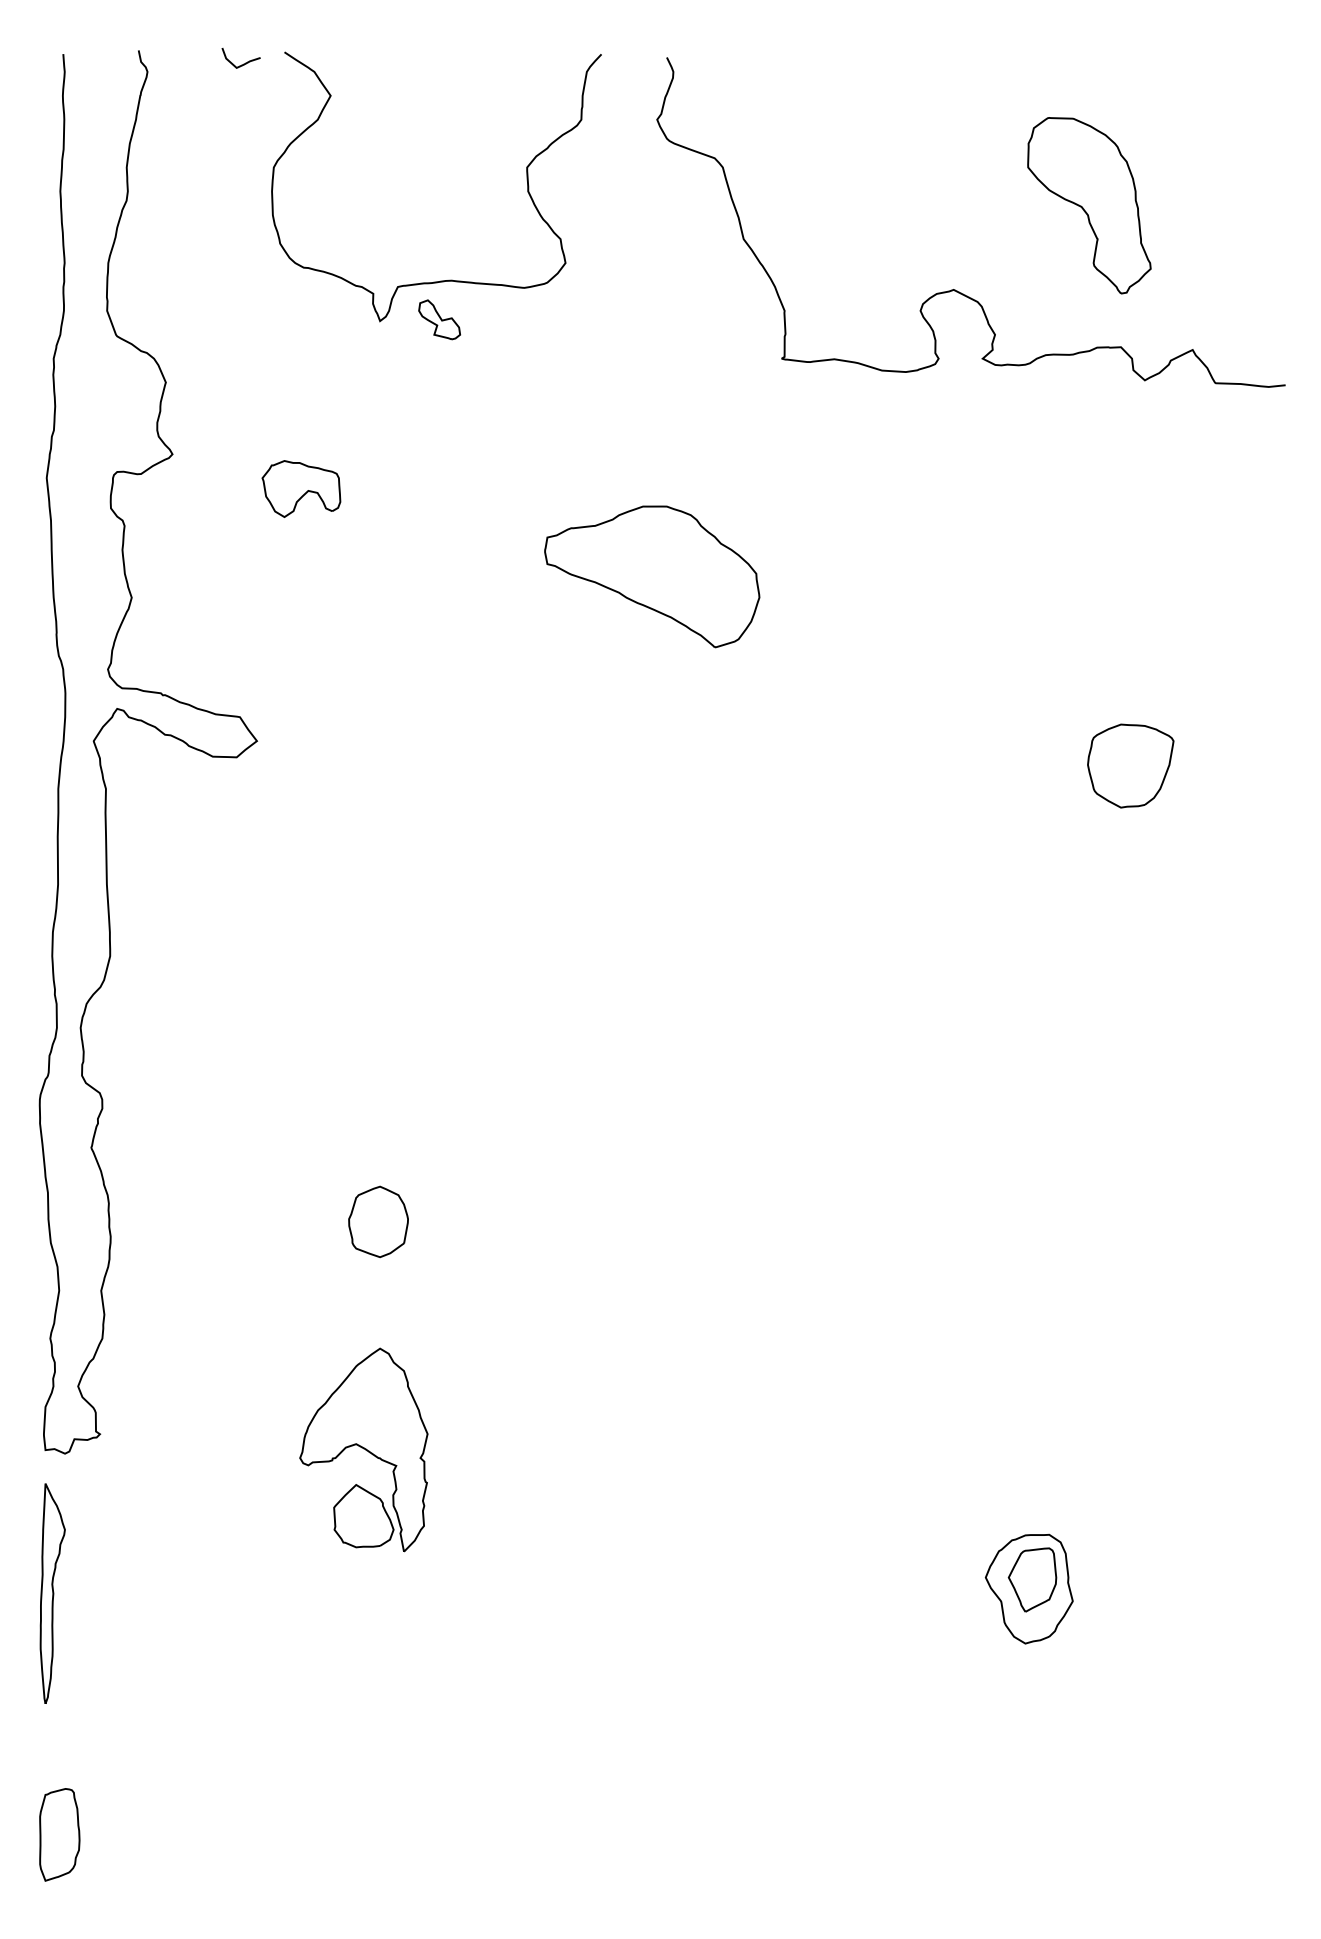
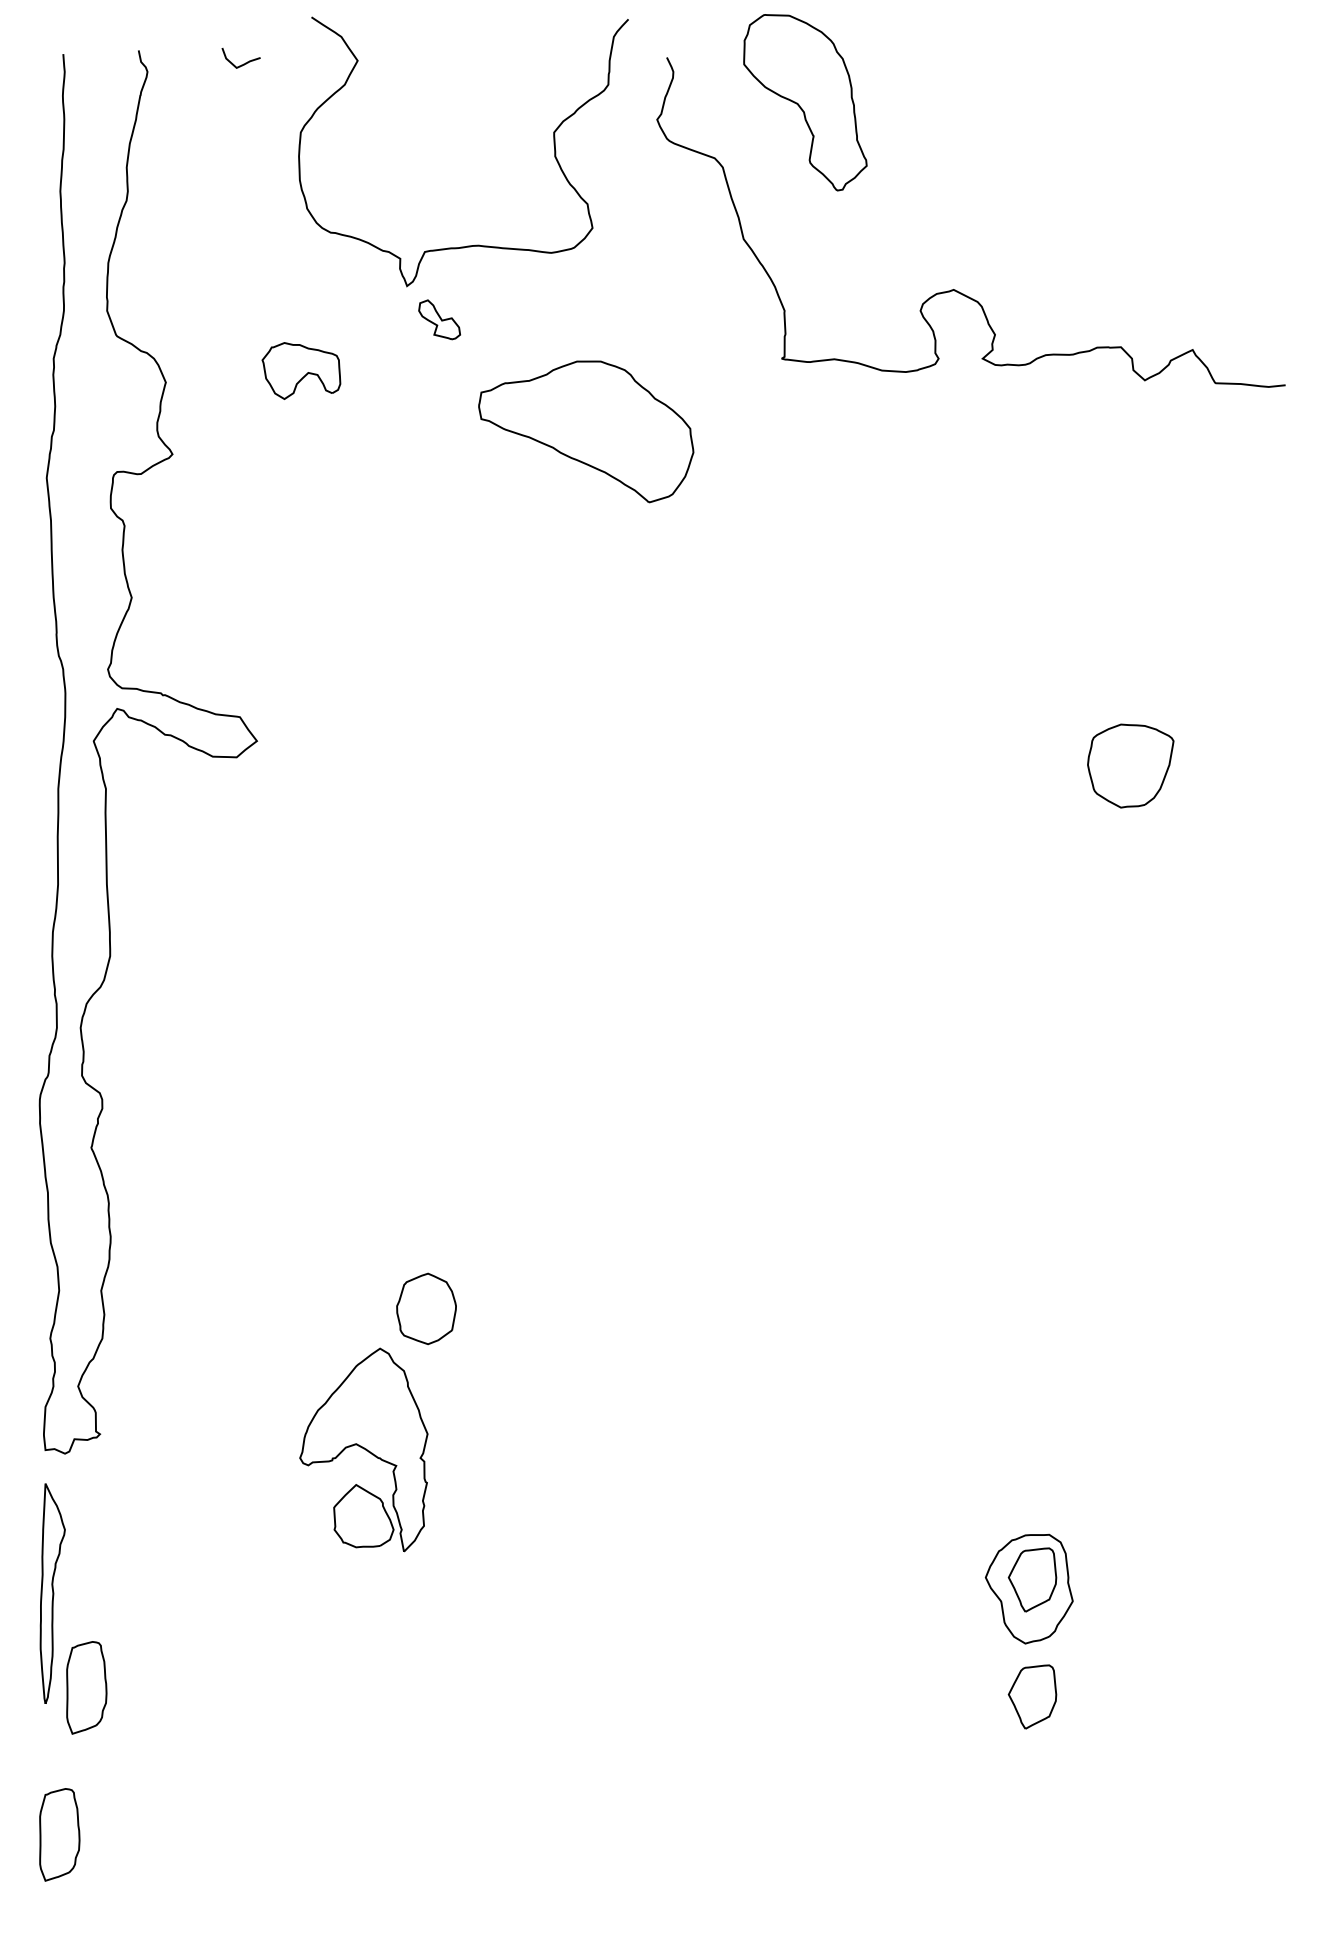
curve position: (526, 180) -> (553, 145) (553, 145)
part position: (1089, 205) -> (805, 102) (805, 102)
part position: (301, 488) -> (301, 370) (301, 370)
part position: (652, 576) -> (586, 431) (586, 431)
part position: (378, 1221) -> (426, 1308) (426, 1308)
part: none -> present (86, 1687)
part: none -> present (1032, 1696)
